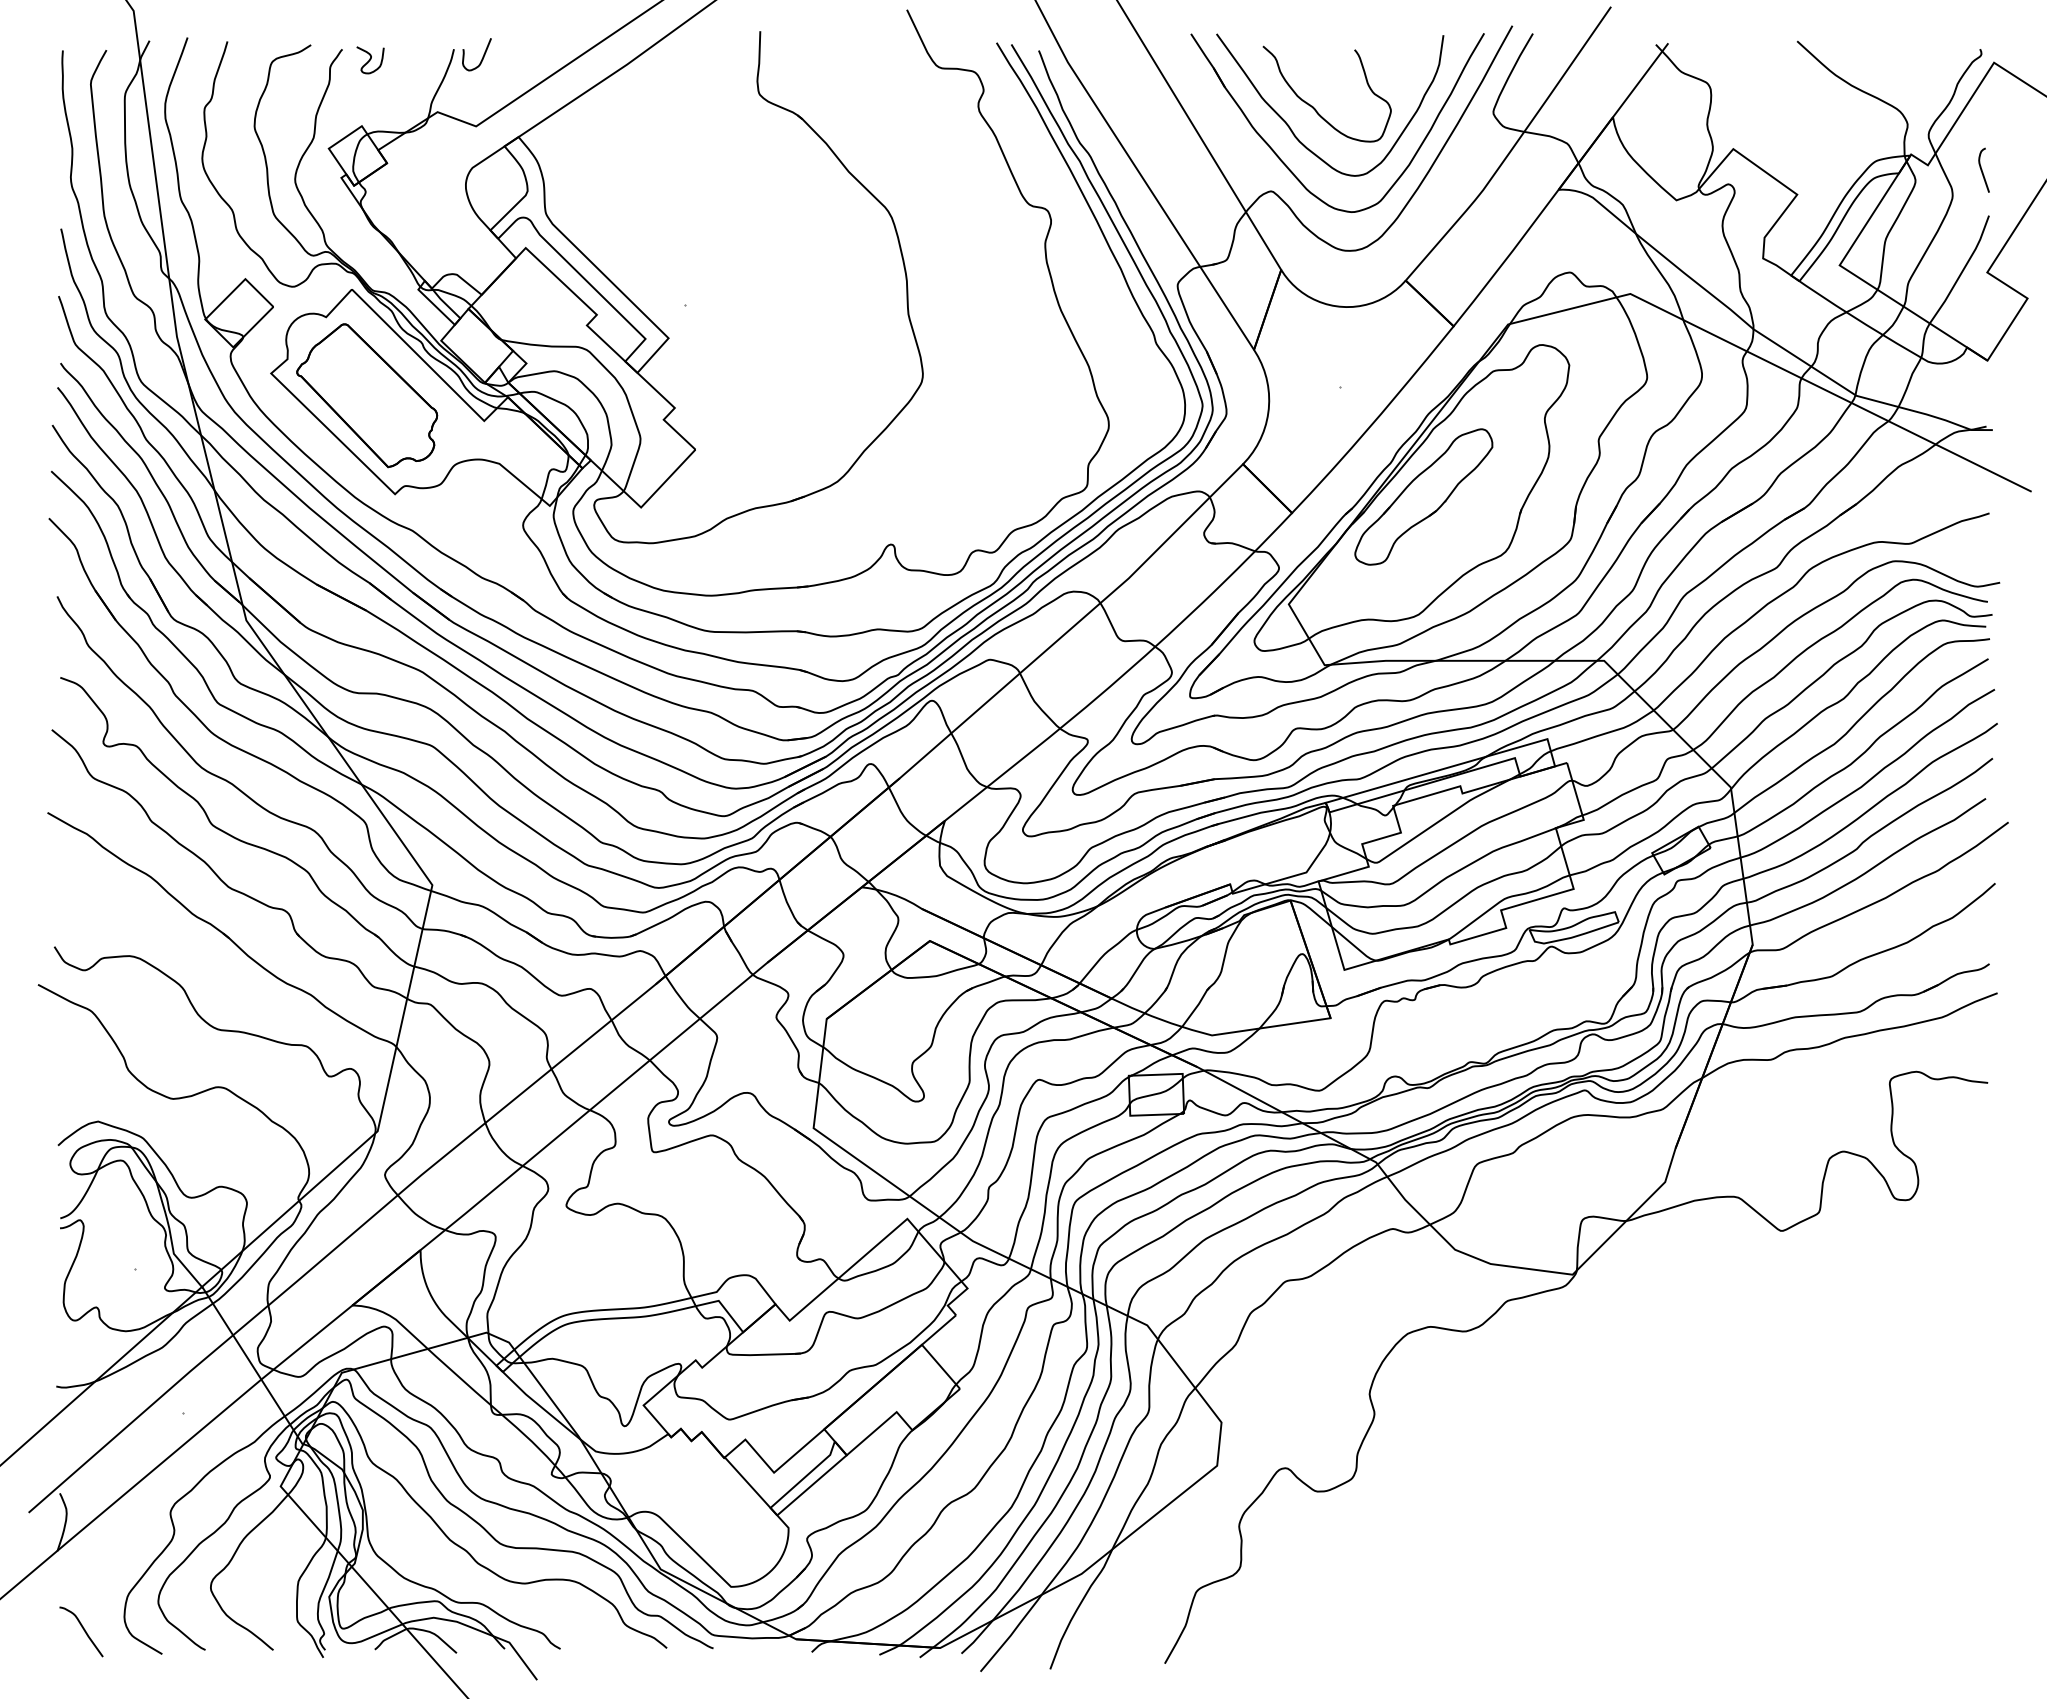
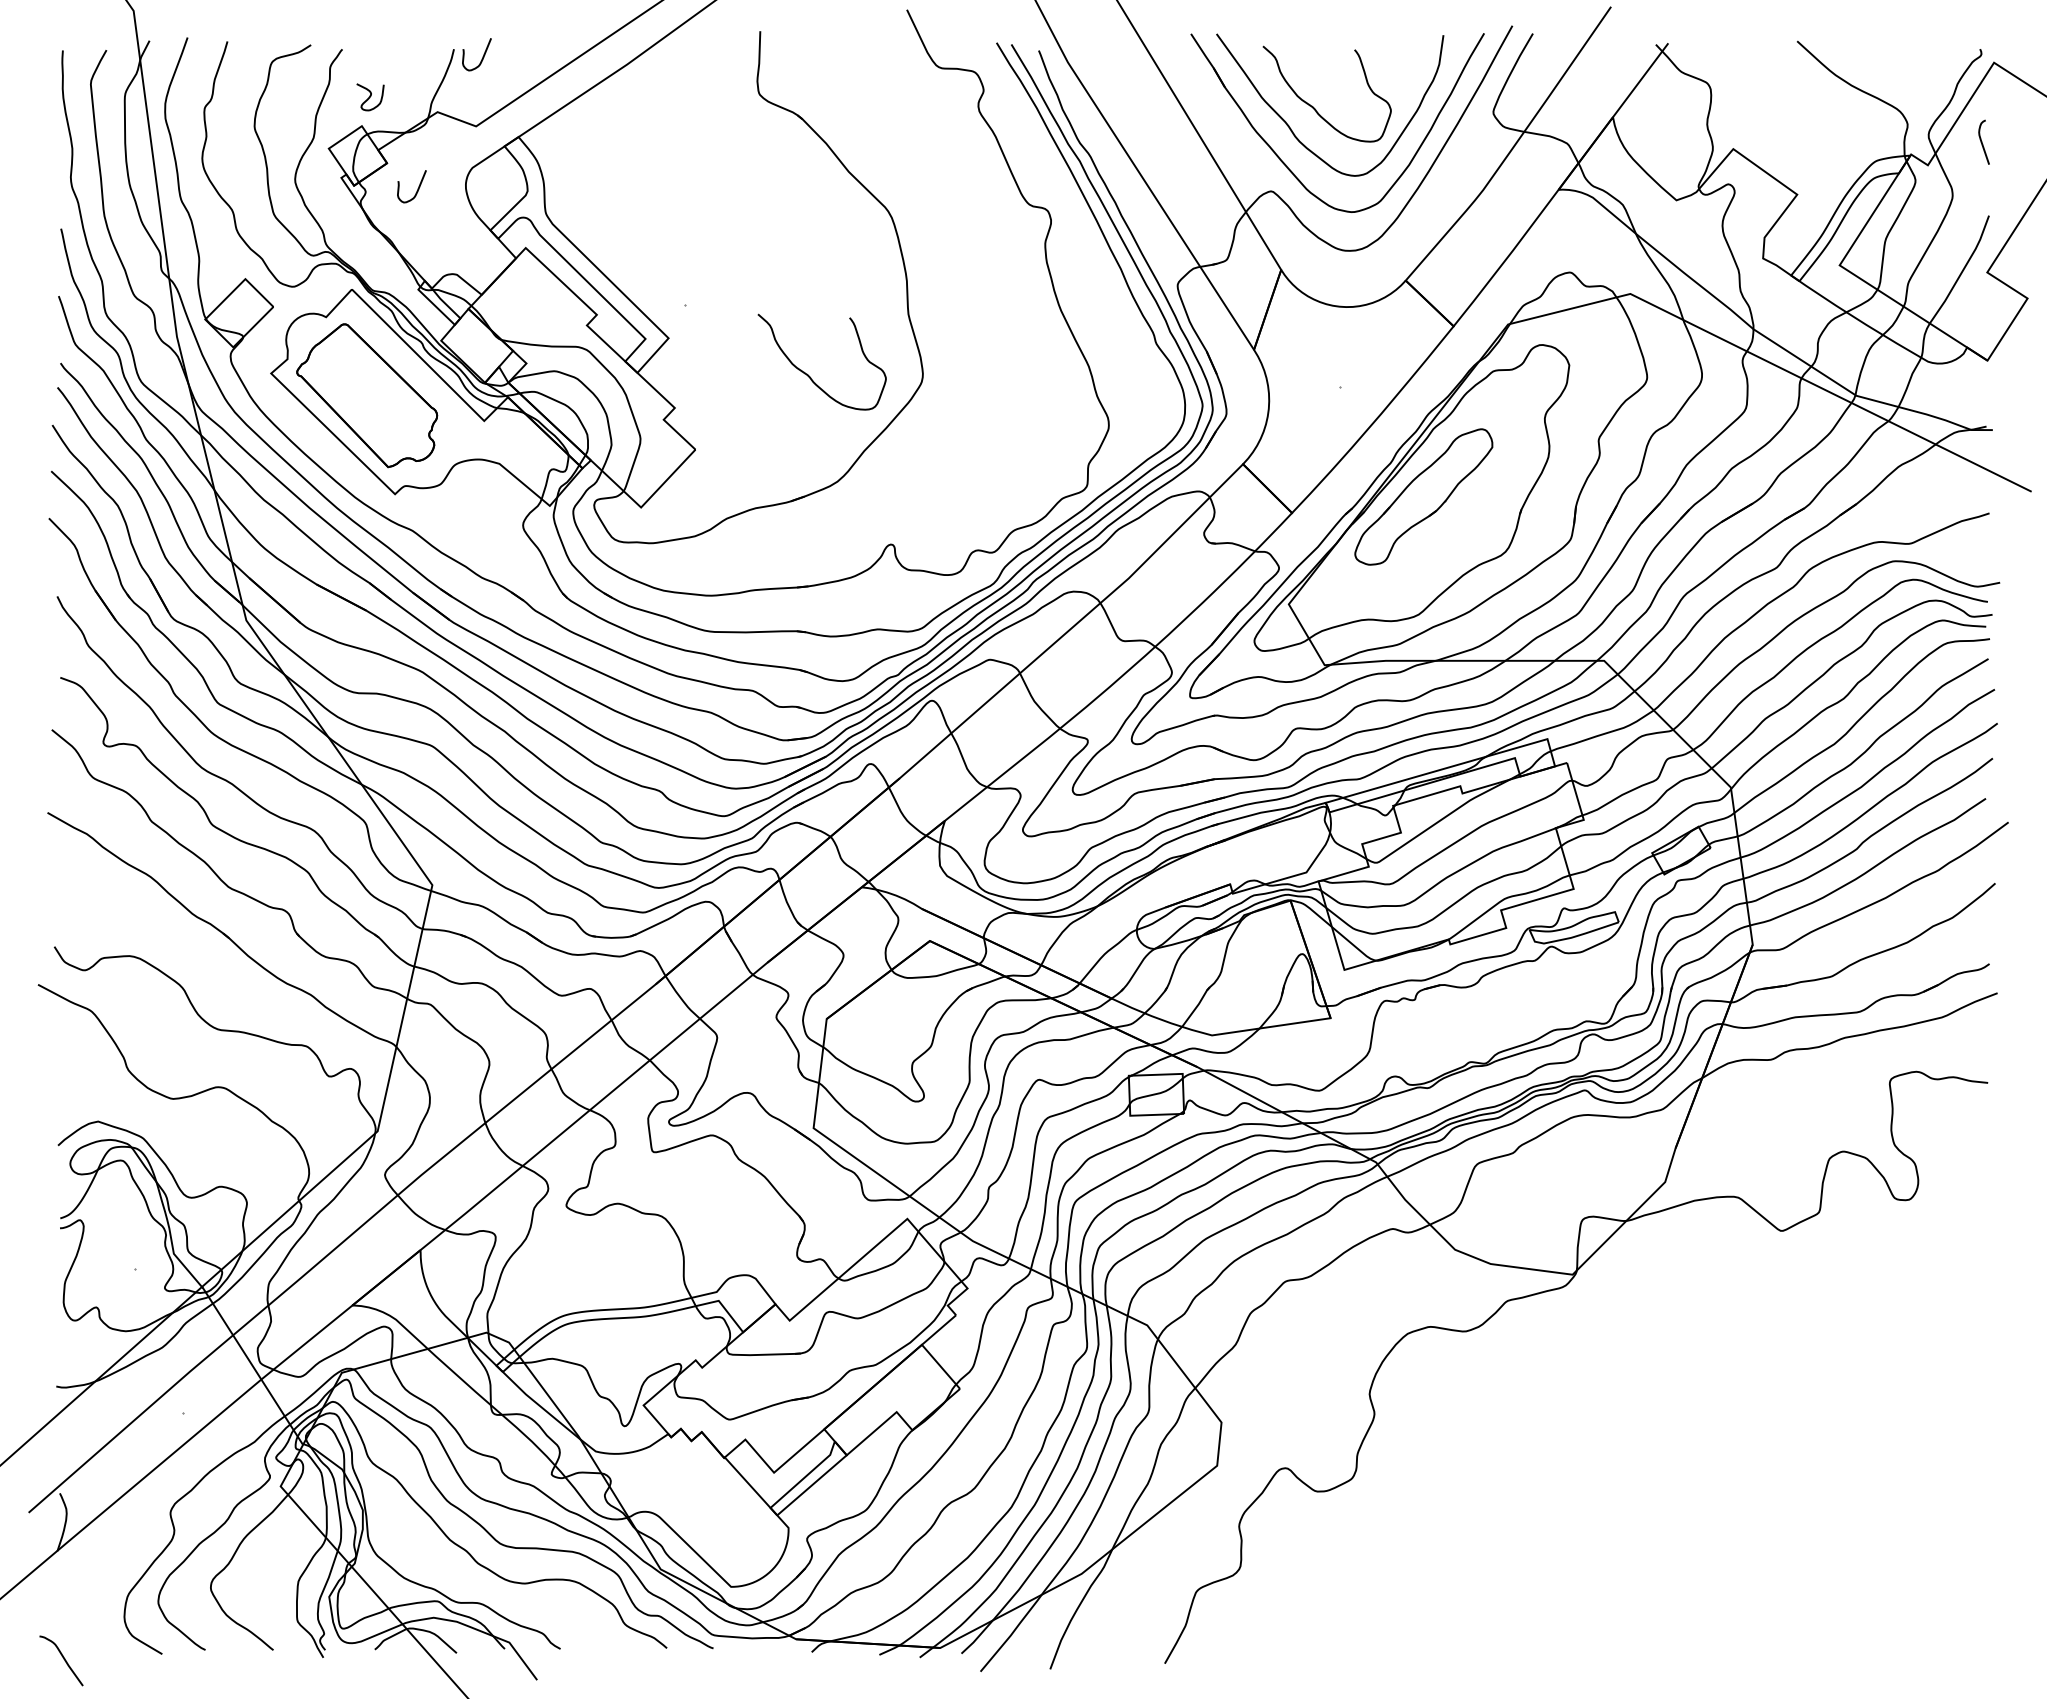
curve position: (370, 60) -> (370, 97) (370, 97)
curve position: (1982, 169) -> (1982, 141) (1982, 141)
curve: none -> present (417, 188)
curve: none -> present (808, 374)
curve position: (83, 1630) -> (63, 1659) (63, 1659)
